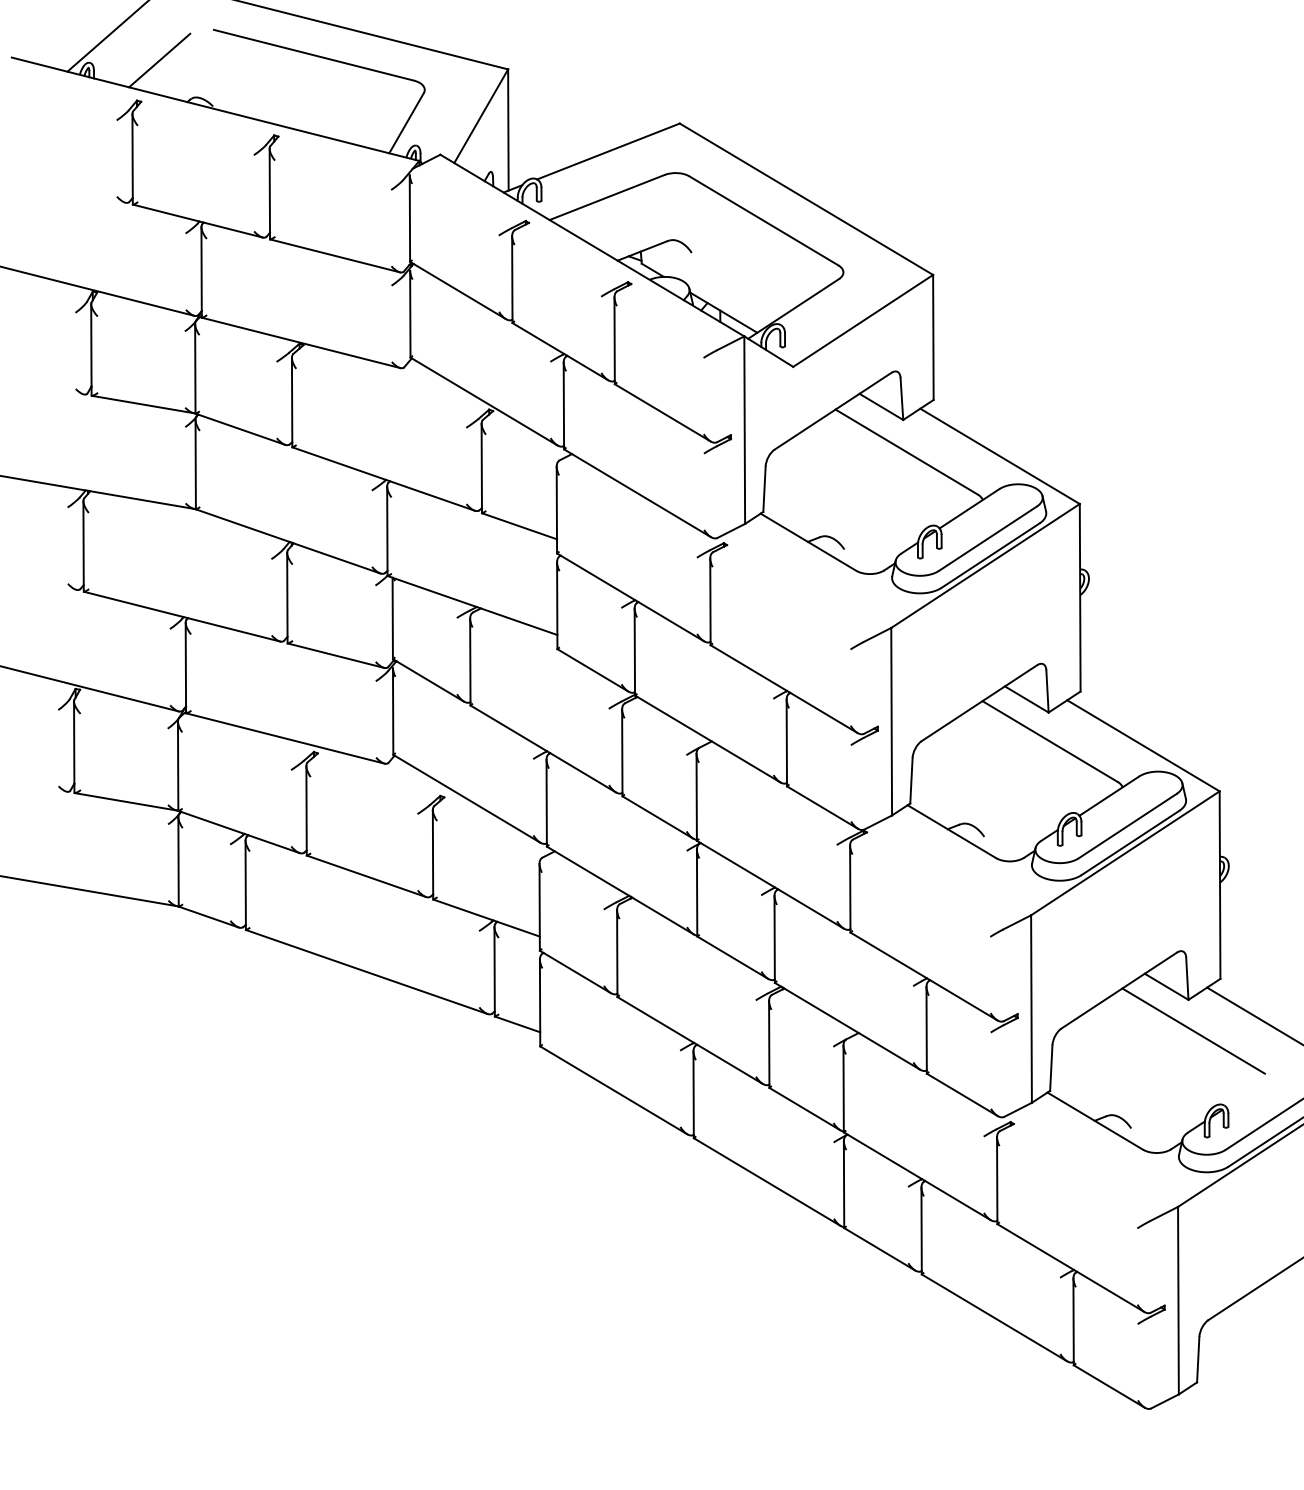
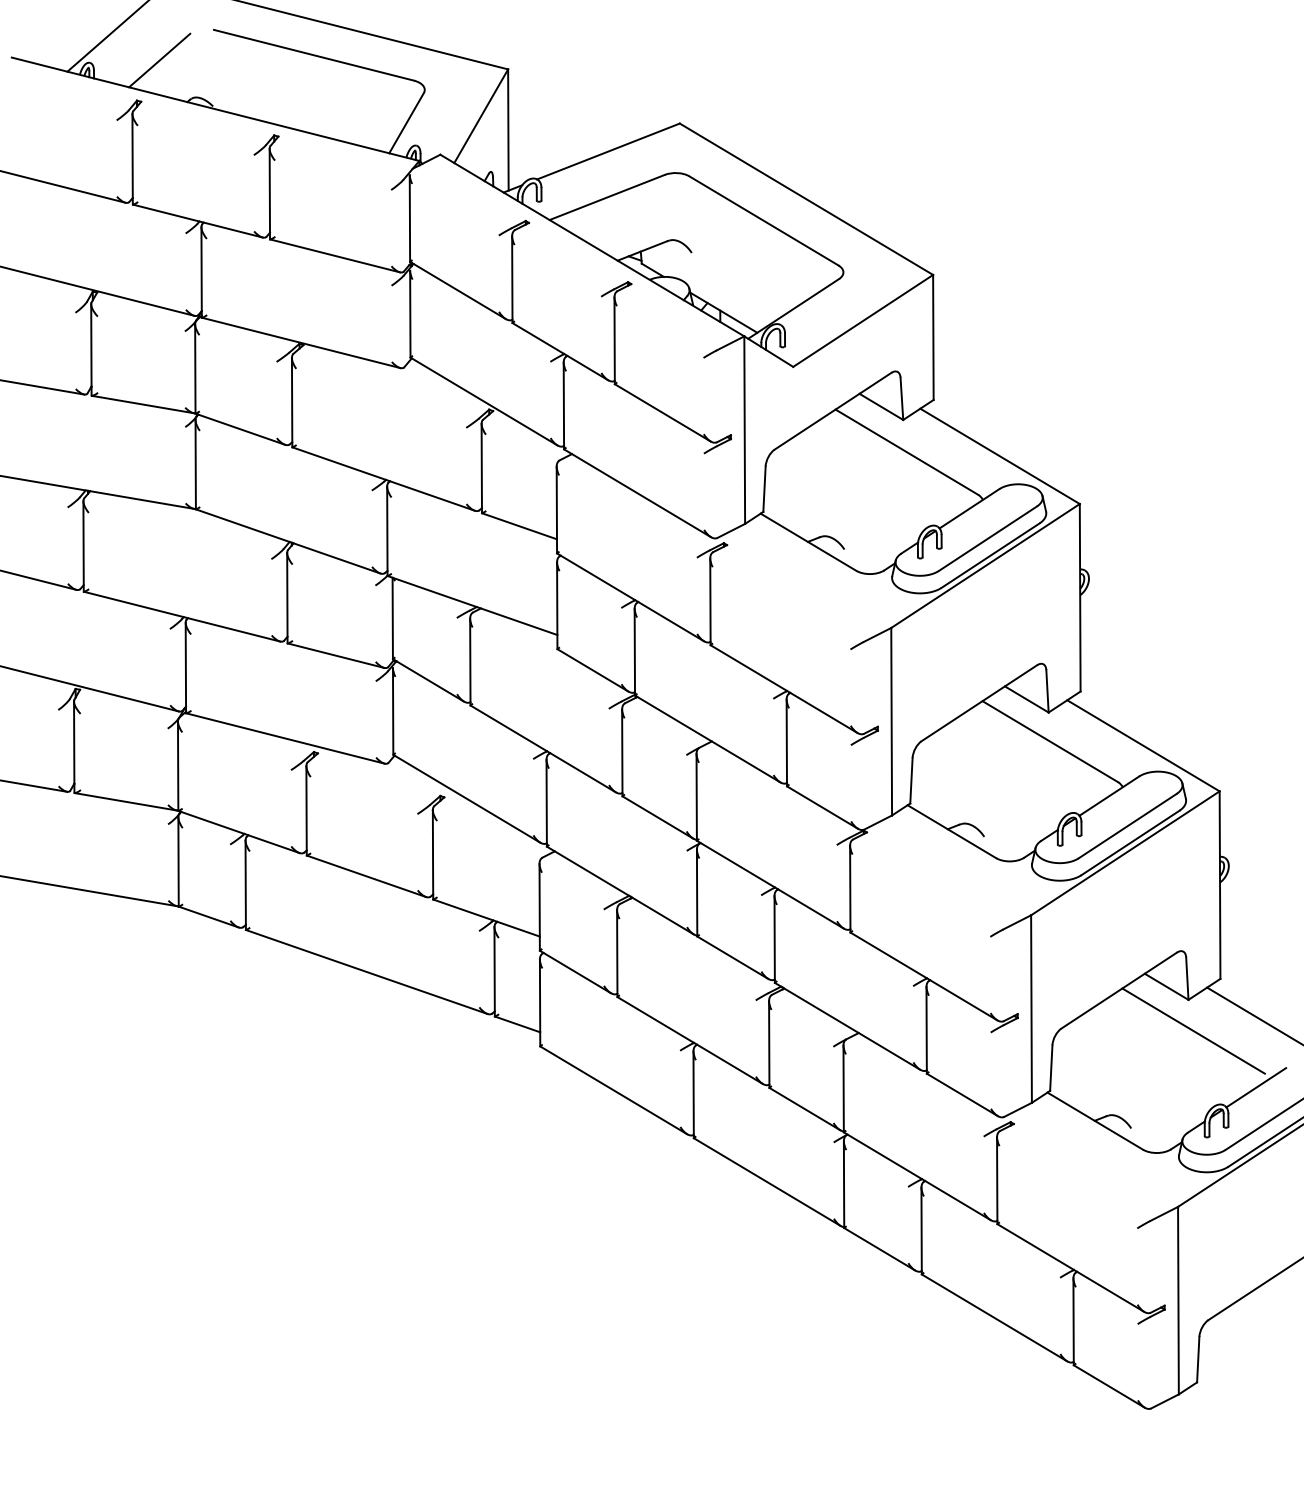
line: none -> present (63, 186)
line: none -> present (43, 387)
line: none -> present (39, 580)
line: none -> present (34, 785)
line: none -> present (1256, 1087)
